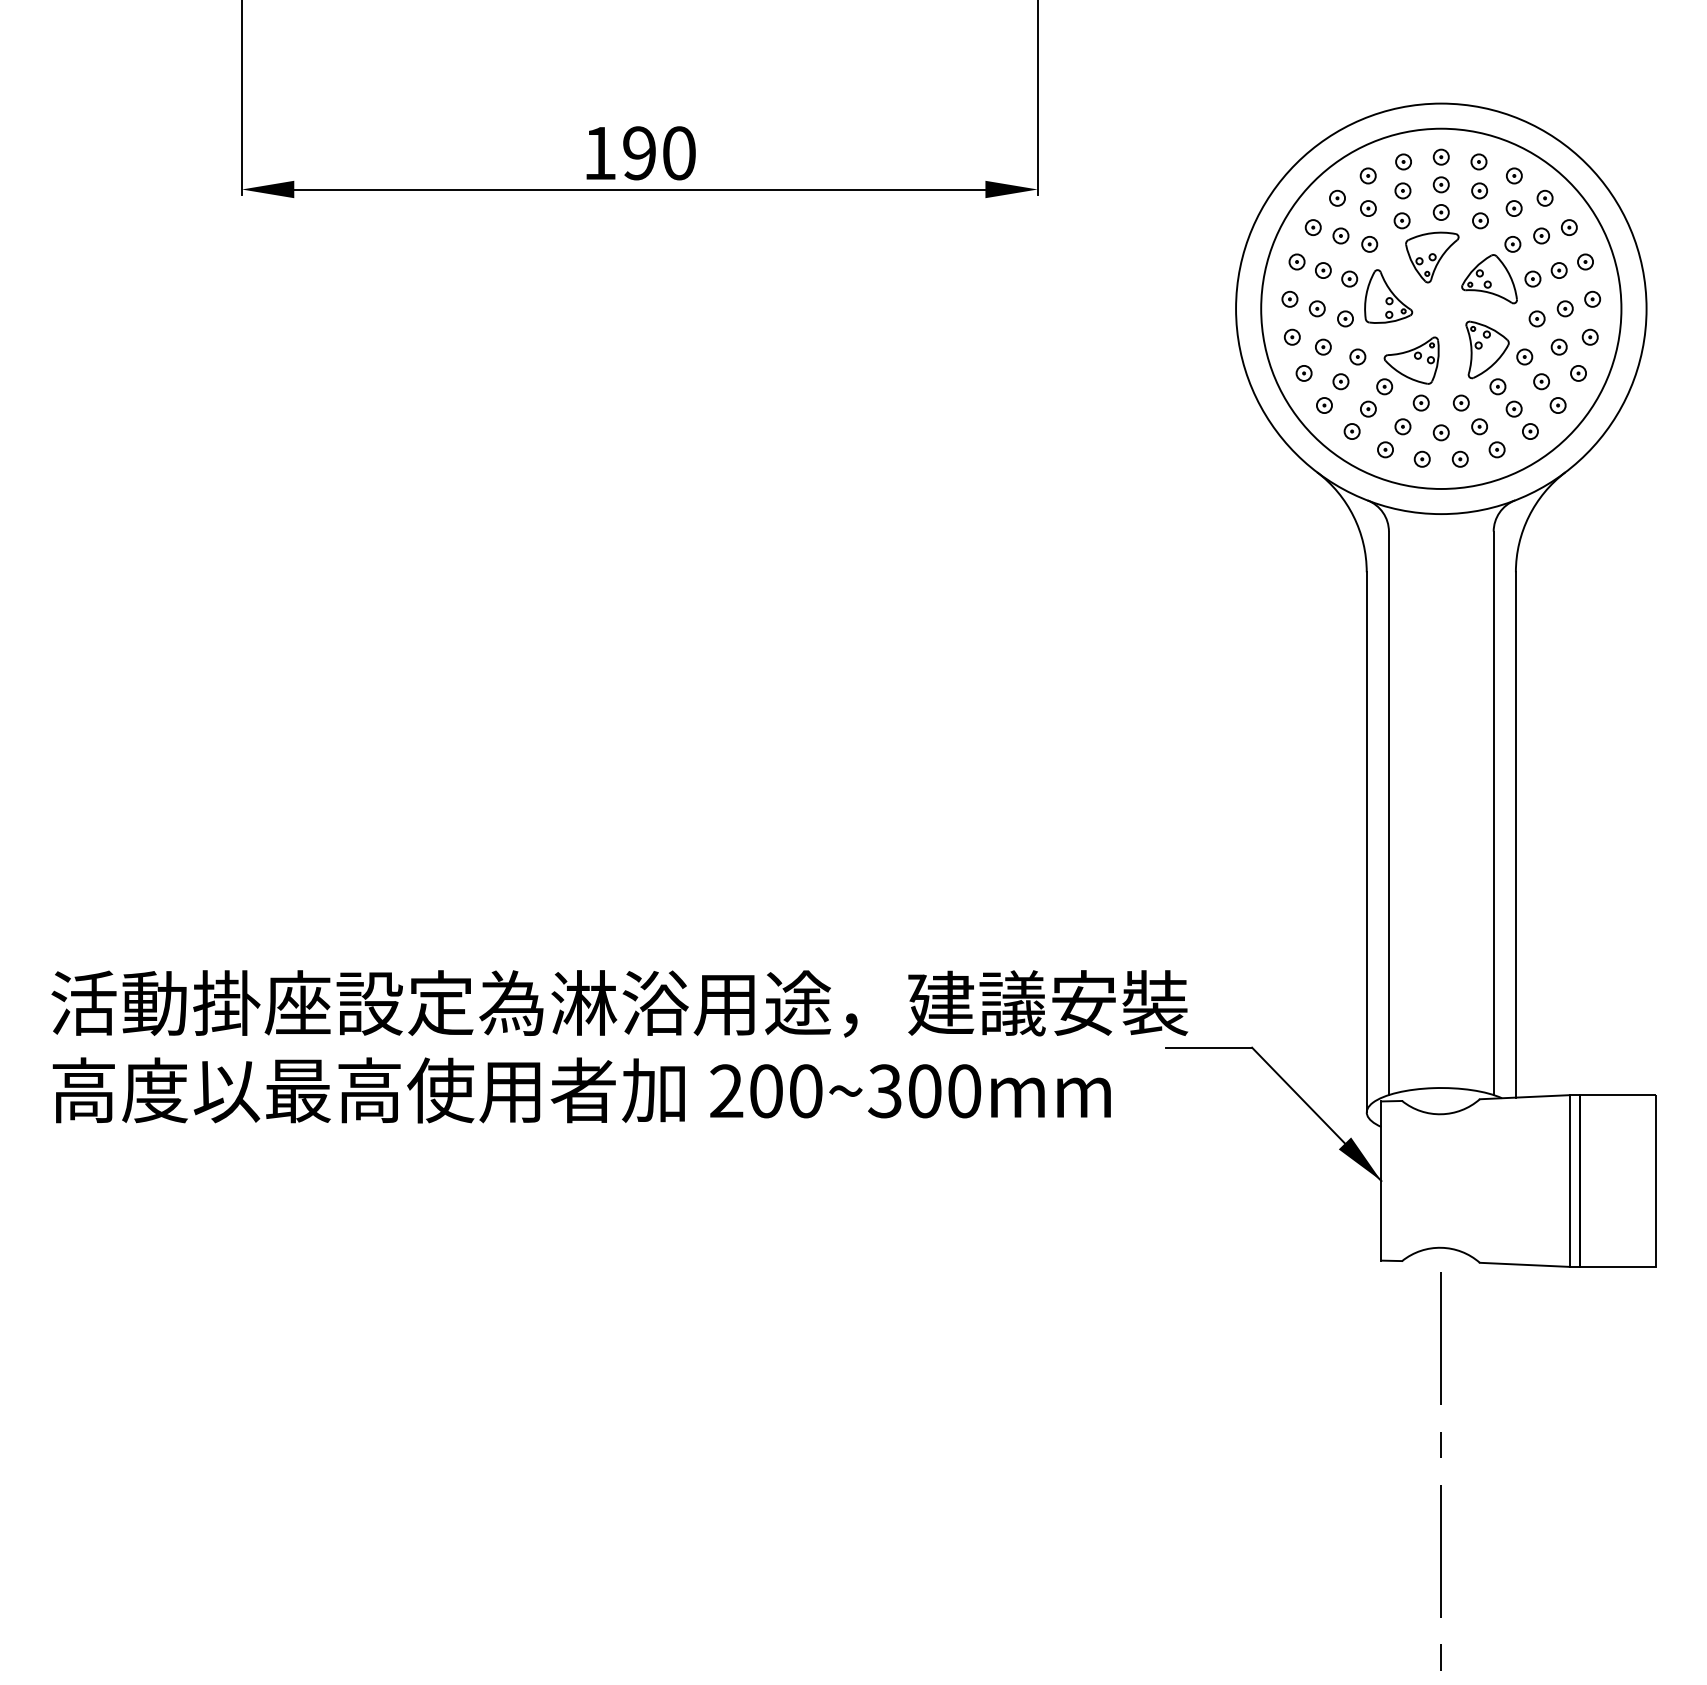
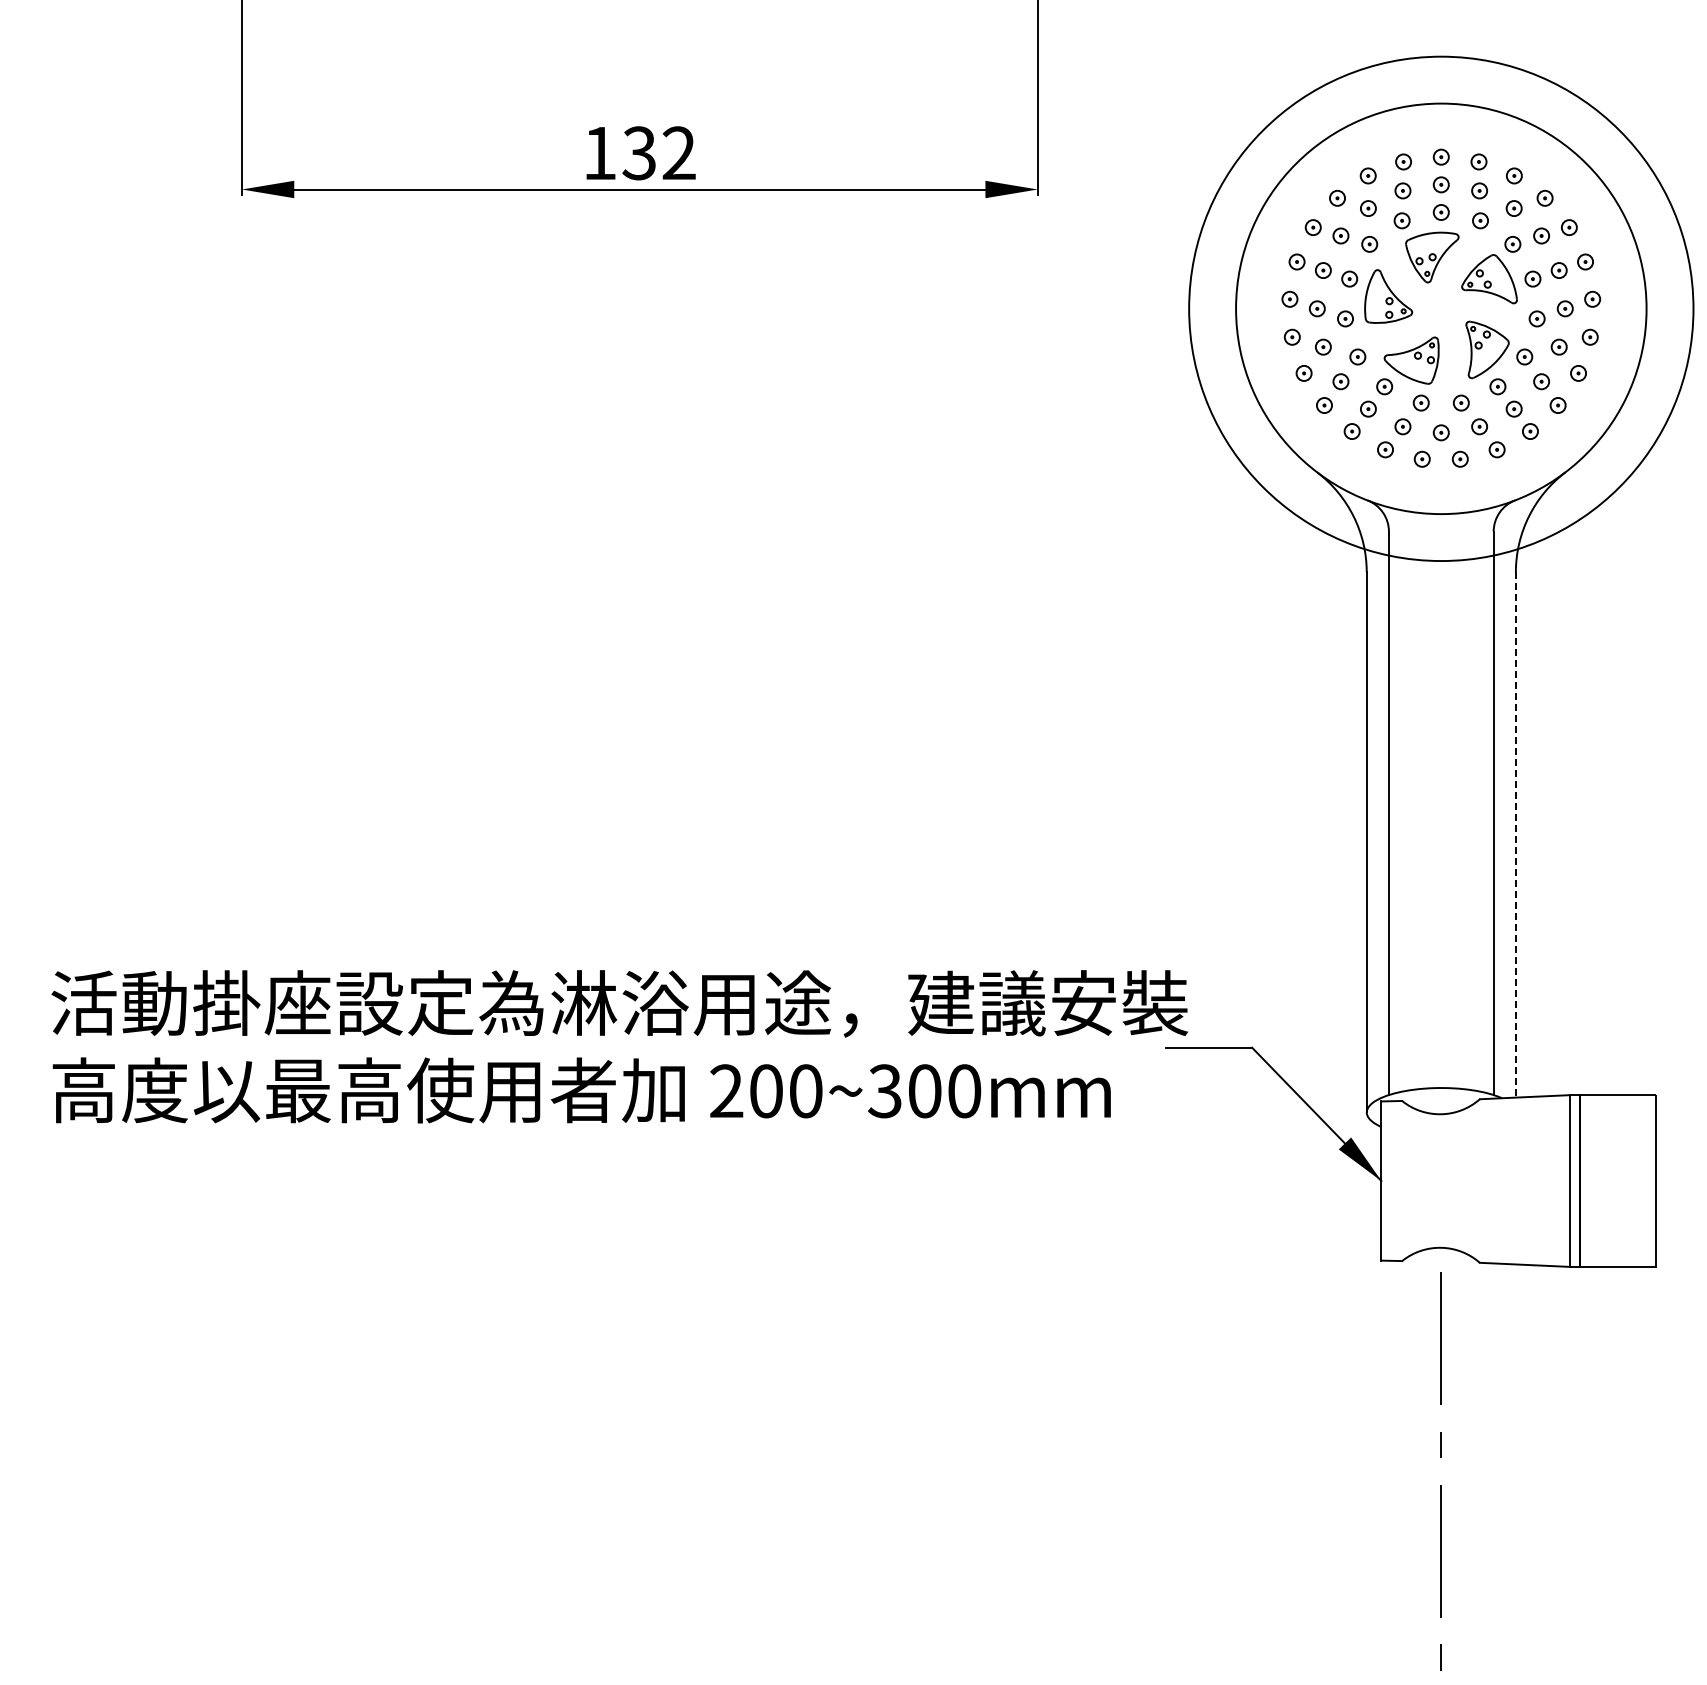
text: 190 -> 132 (658, 153)
circle diameter: 360 px -> 504 px (1441, 308)
line: solid -> dashed (1515, 834)
